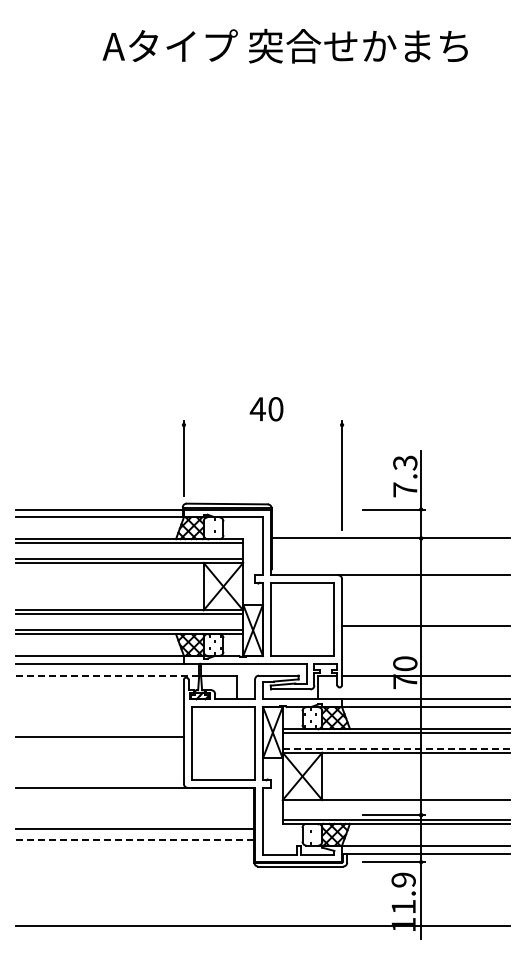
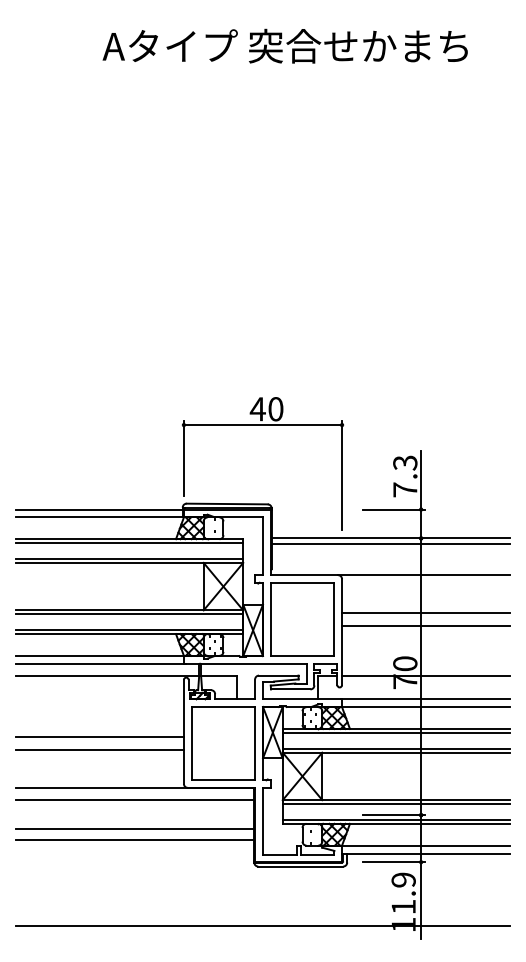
line: none -> present (262, 425)
line: none -> present (390, 543)
line: none -> present (426, 612)
line: dashed -> solid (107, 675)
line: dashed -> solid (396, 748)
line: none -> present (99, 750)
line: none -> present (134, 799)
line: none -> present (396, 804)
line: dashed -> solid (134, 839)
